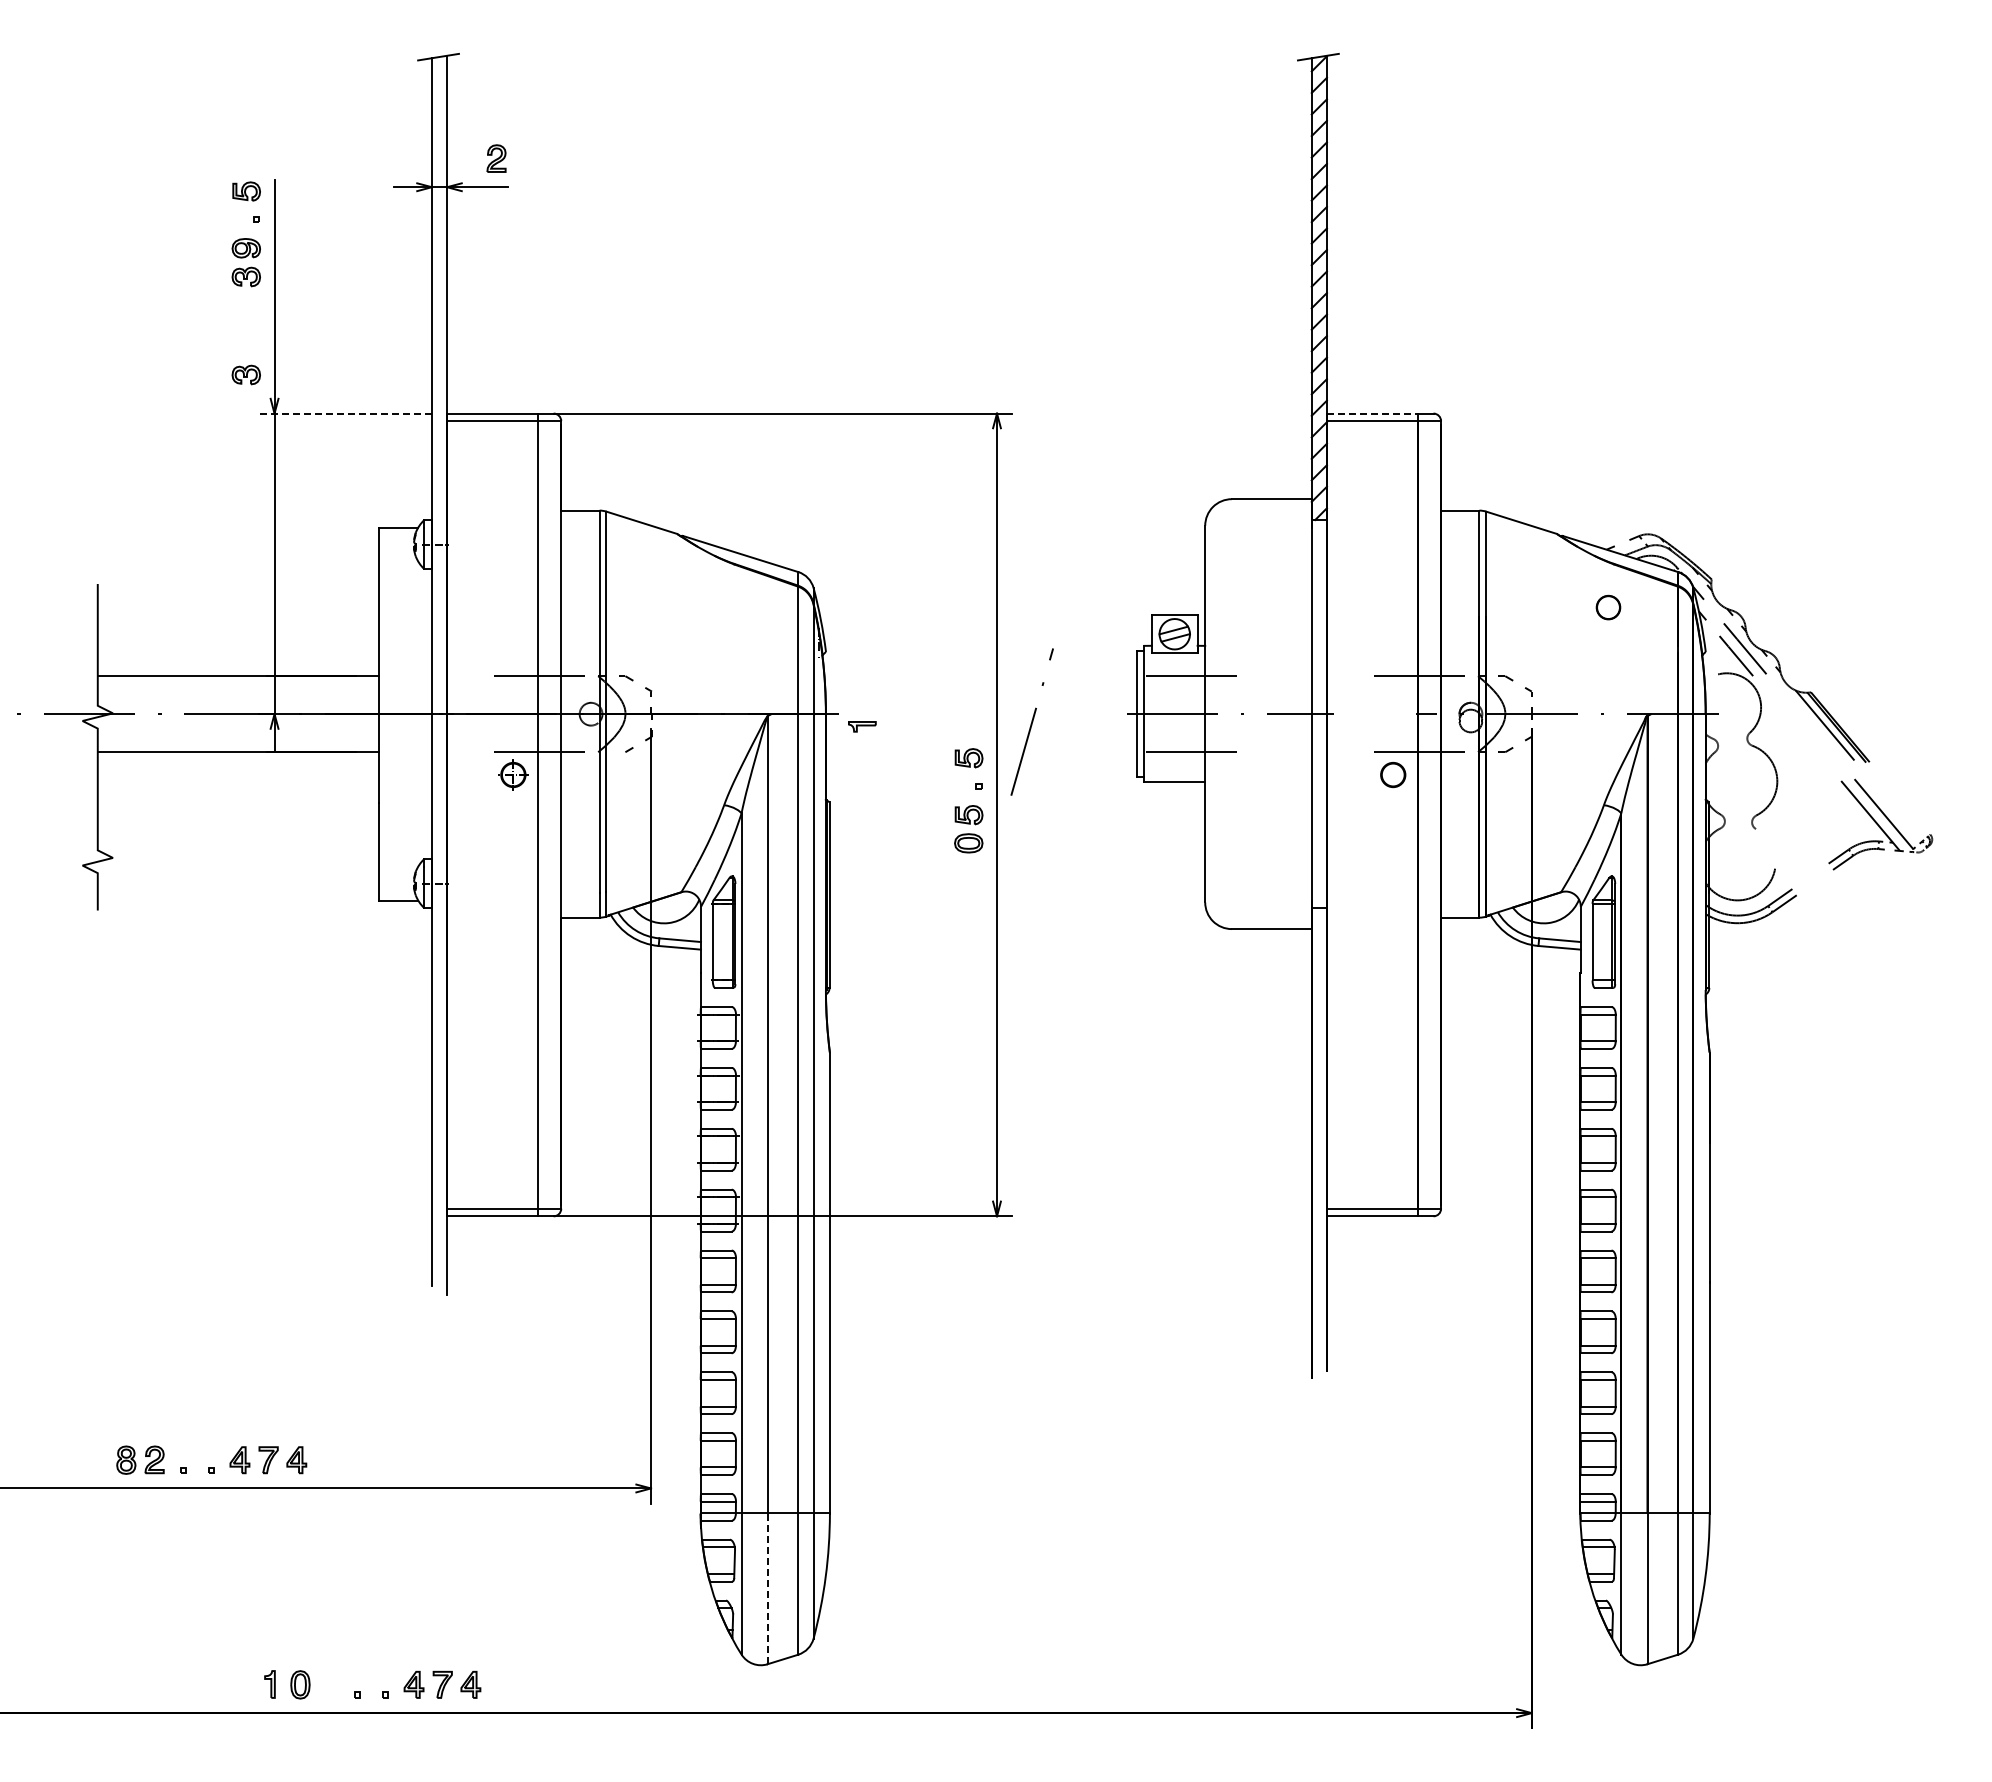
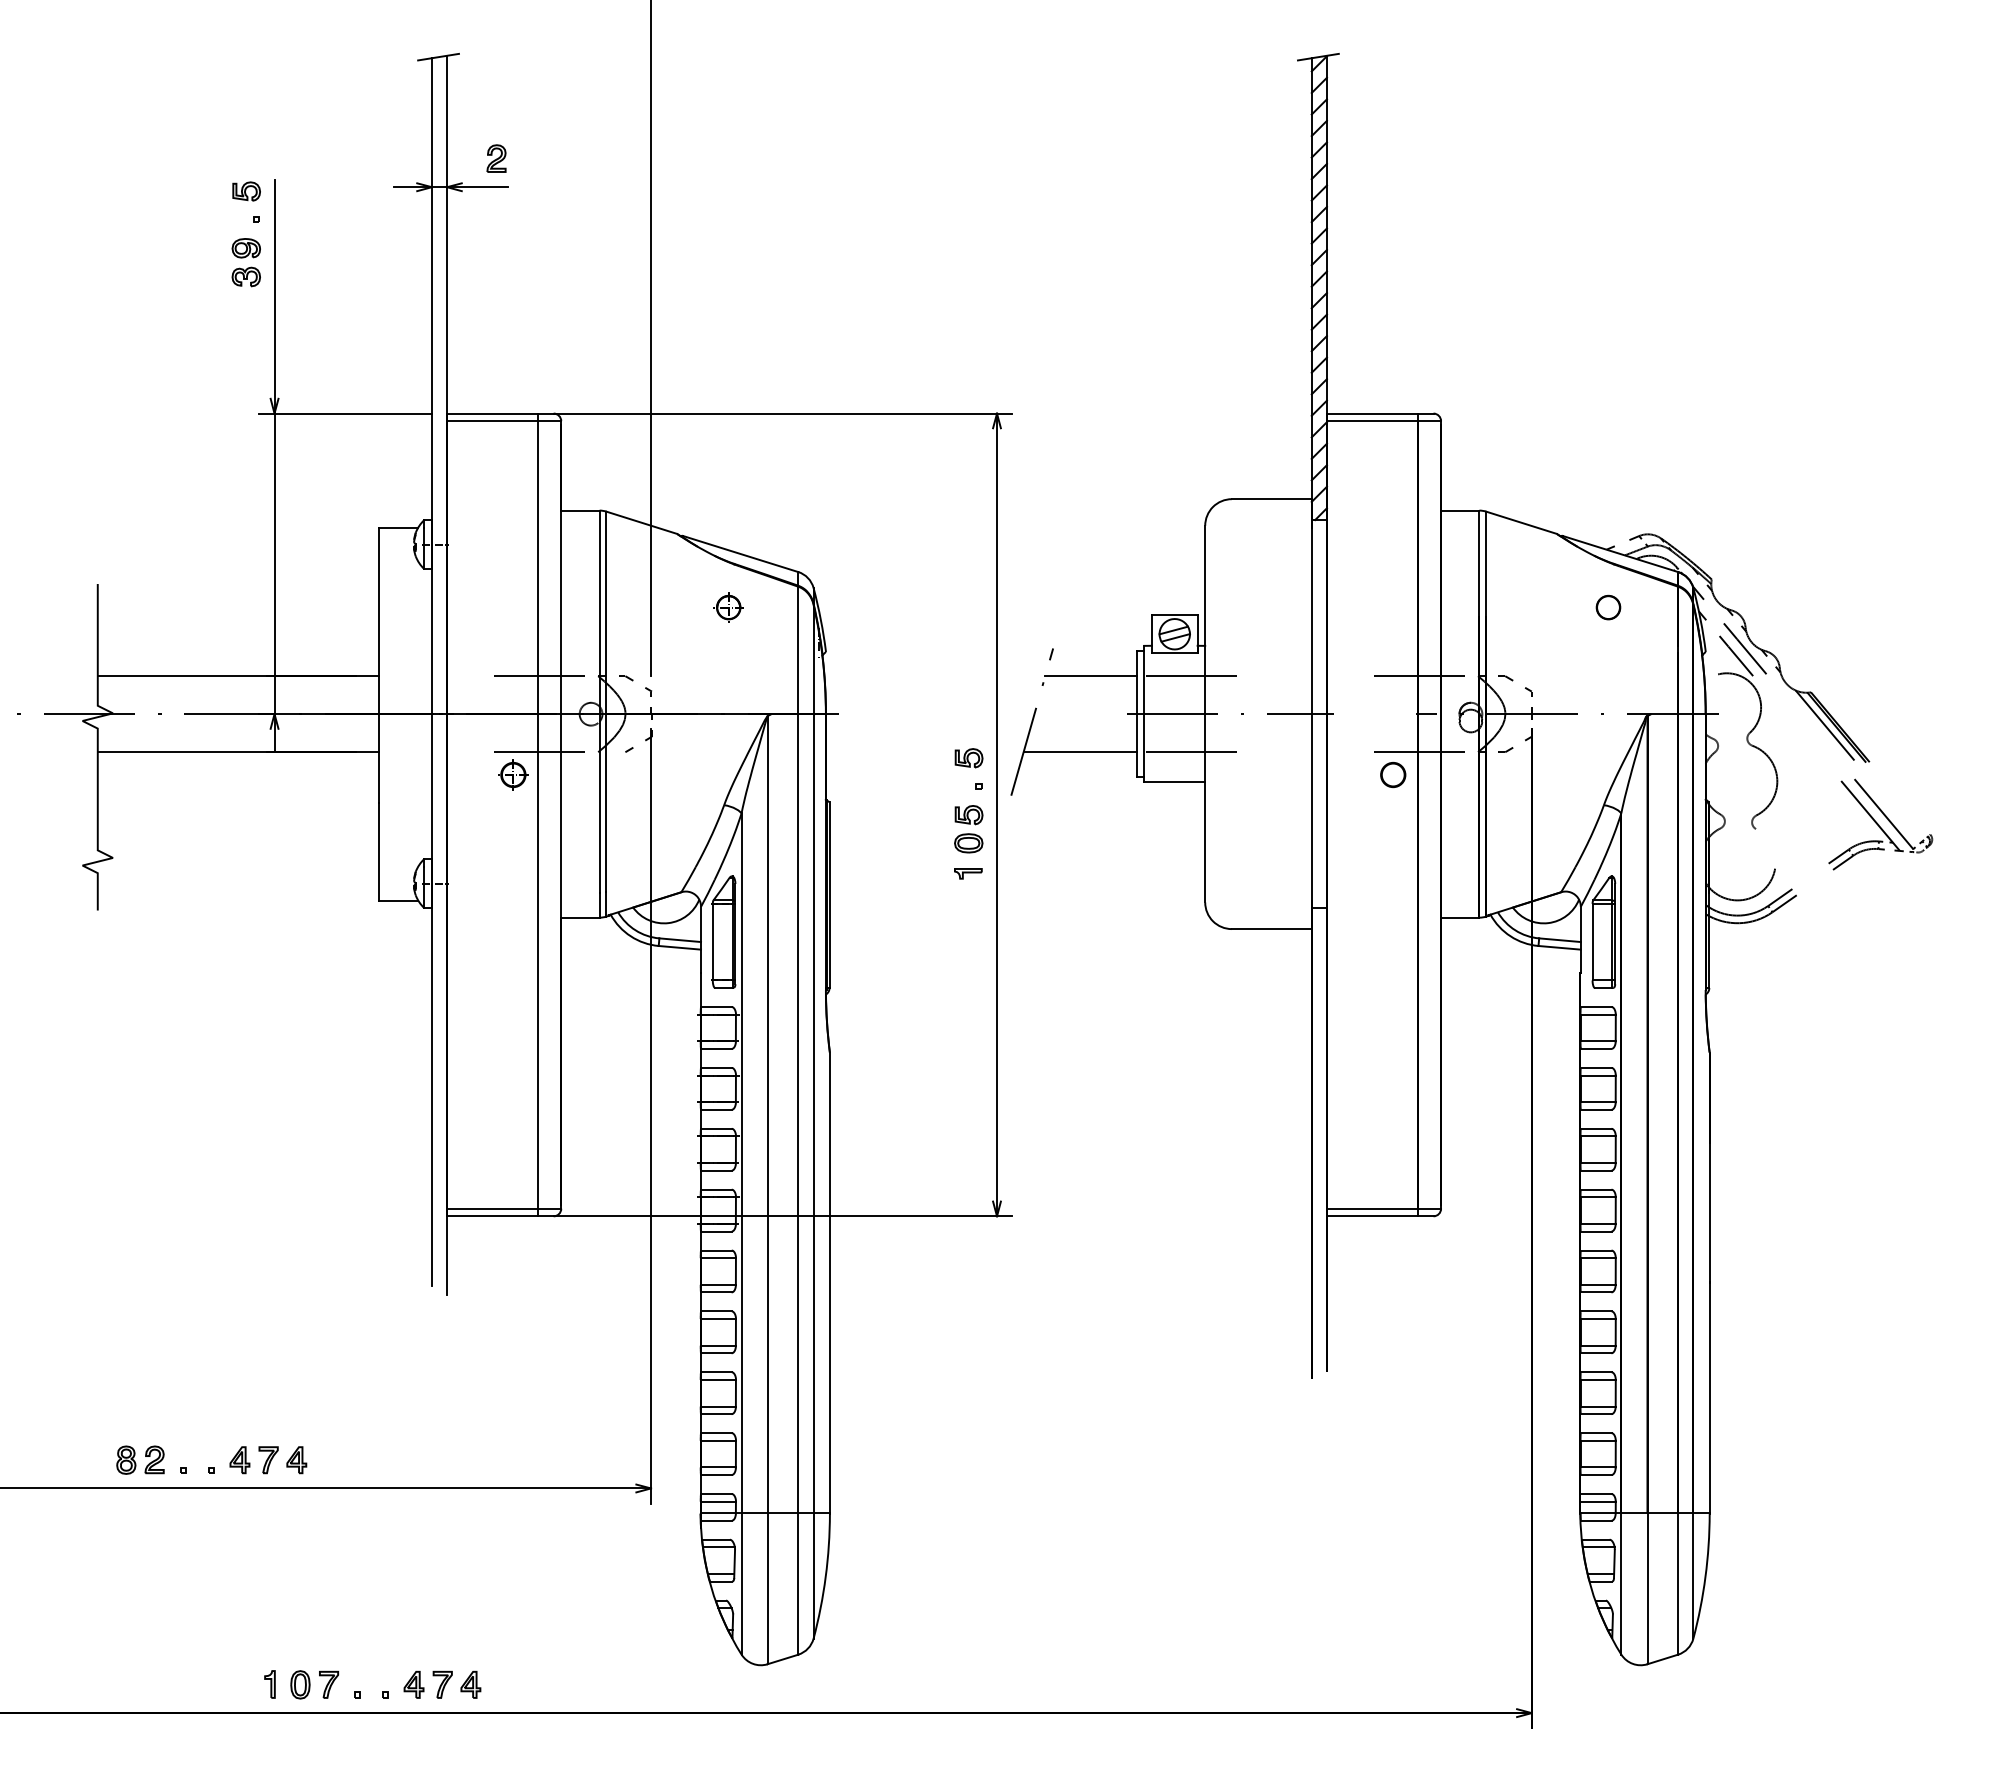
line: none -> present (651, 339)
part: present -> none (245, 374)
line: dashed -> solid (345, 413)
line: dashed -> solid (1372, 413)
part: none -> present (728, 607)
line: none -> present (1090, 676)
part position: (862, 726) -> (968, 873) (968, 873)
line: none -> present (1079, 752)
line: dashed -> solid (767, 1588)
part: none -> present (329, 1684)
